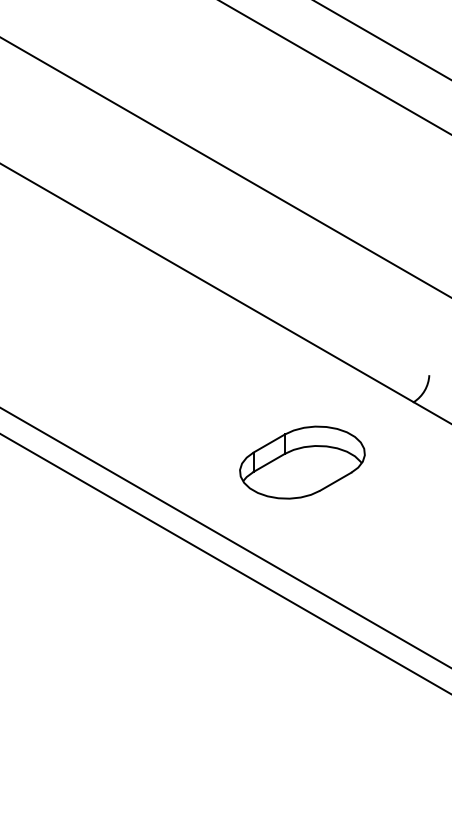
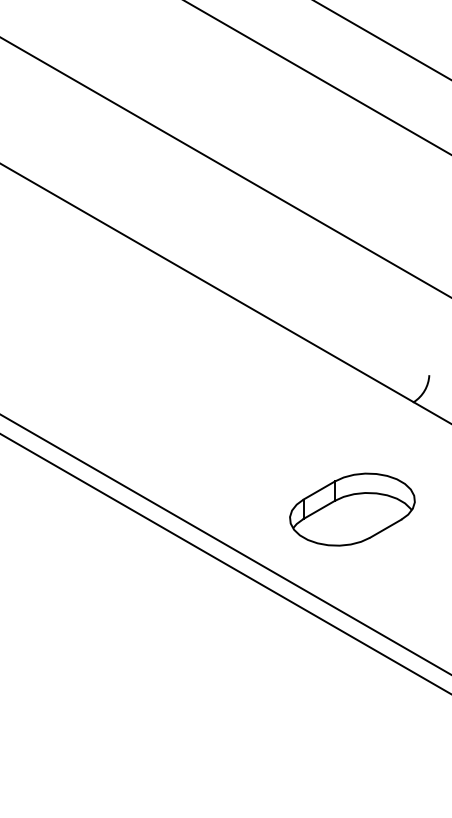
line position: (334, 67) -> (317, 77) (317, 77)
part position: (302, 462) -> (352, 509) (352, 509)
line position: (225, 537) -> (225, 544) (225, 544)
